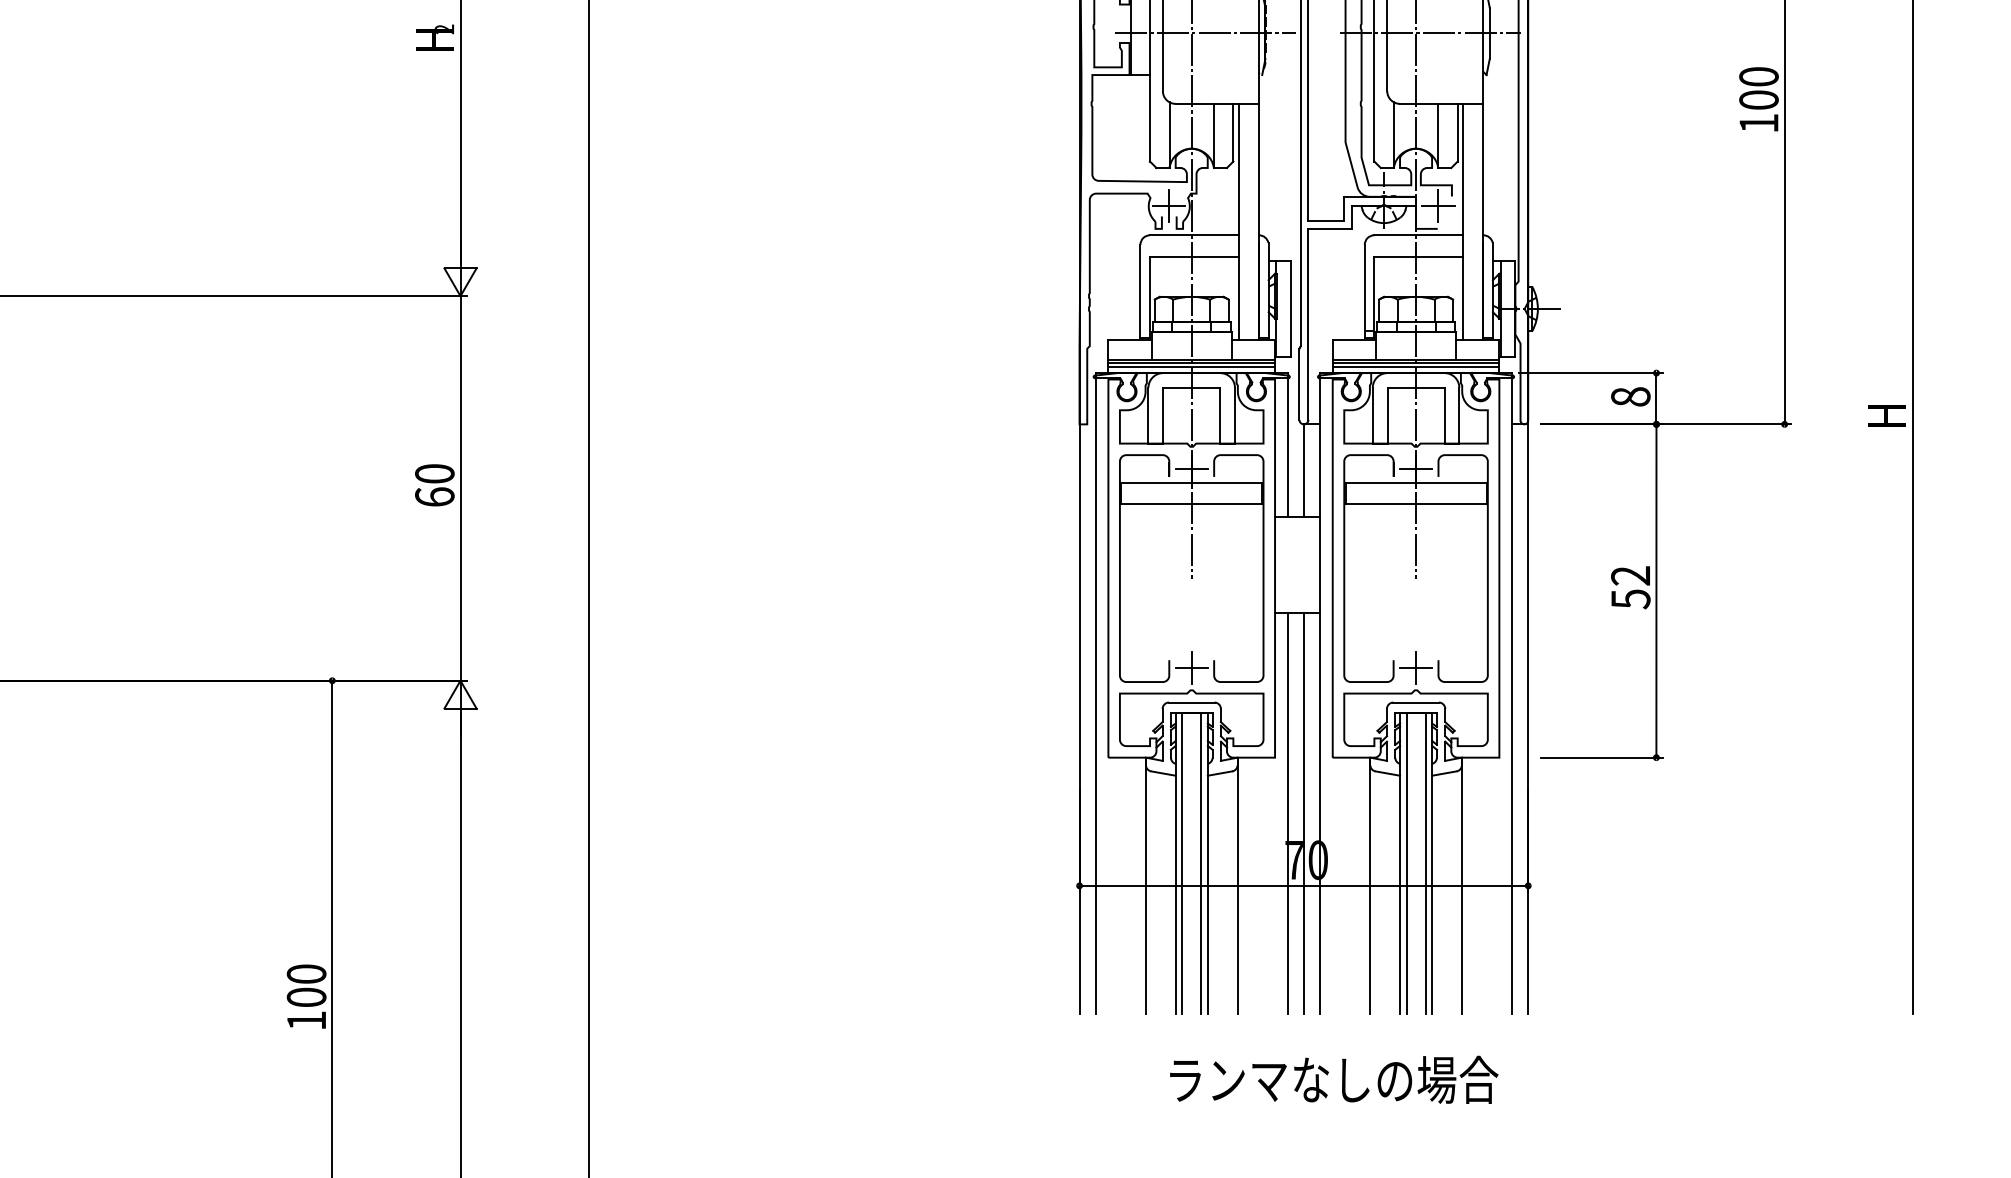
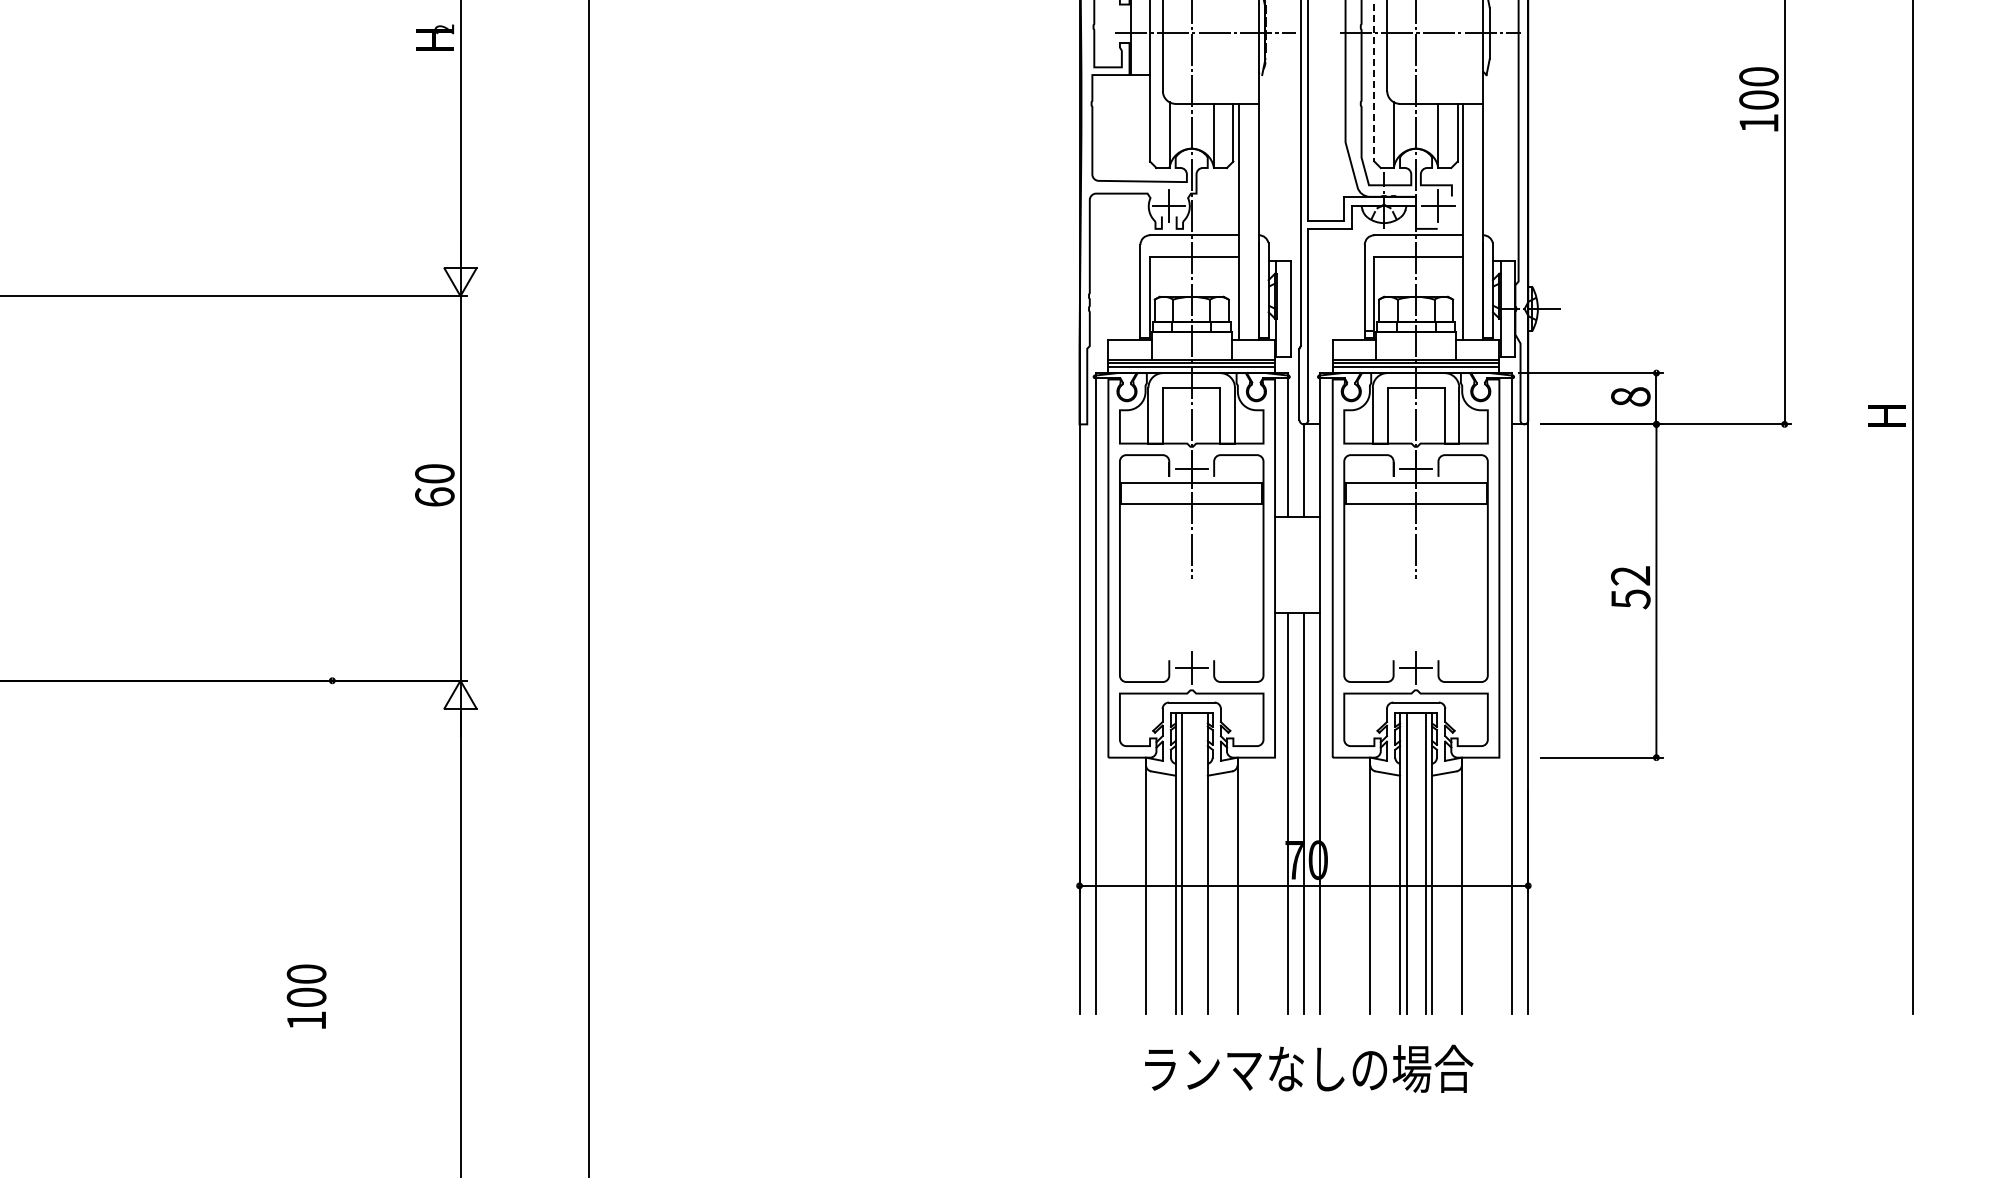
line: solid -> dashed (1374, 81)
line: present -> none (1201, 863)
line: present -> none (332, 927)
text position: (1334, 1079) -> (1309, 1068) (1309, 1068)
